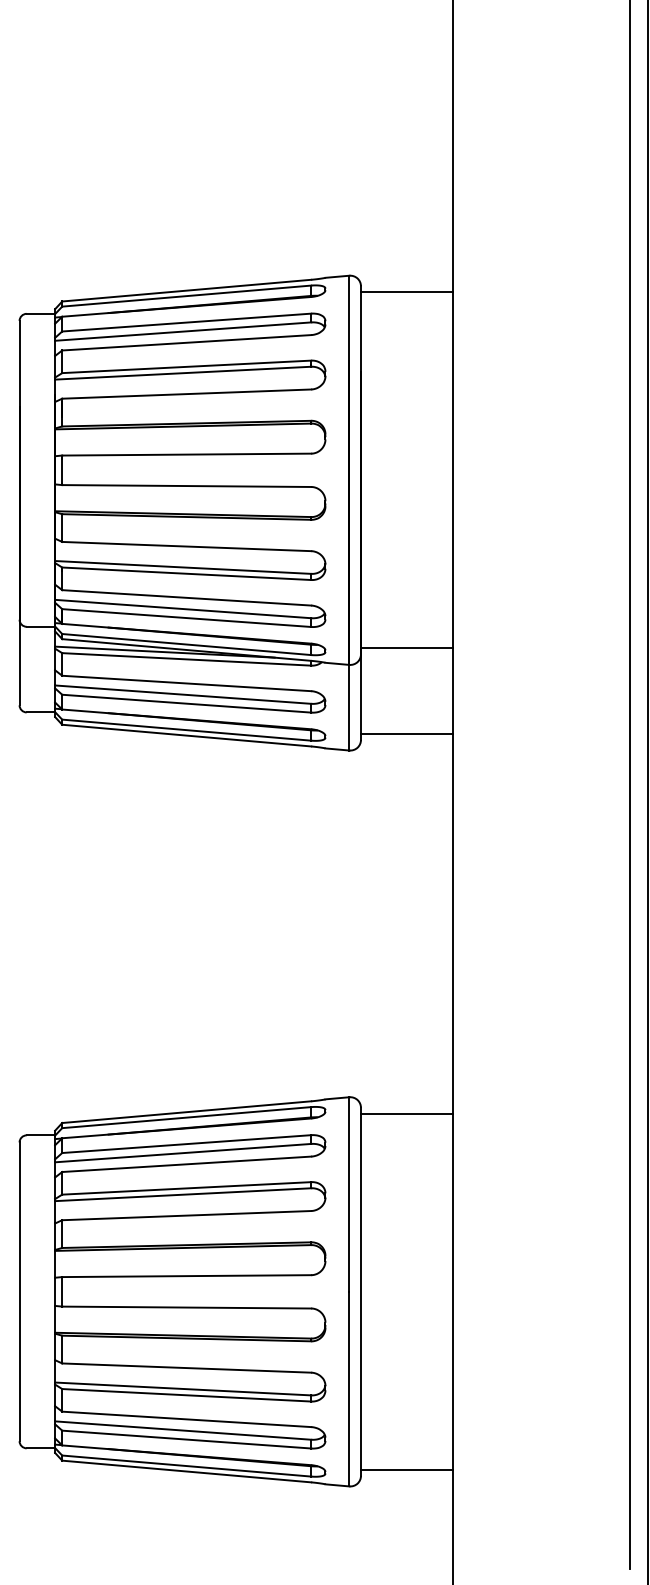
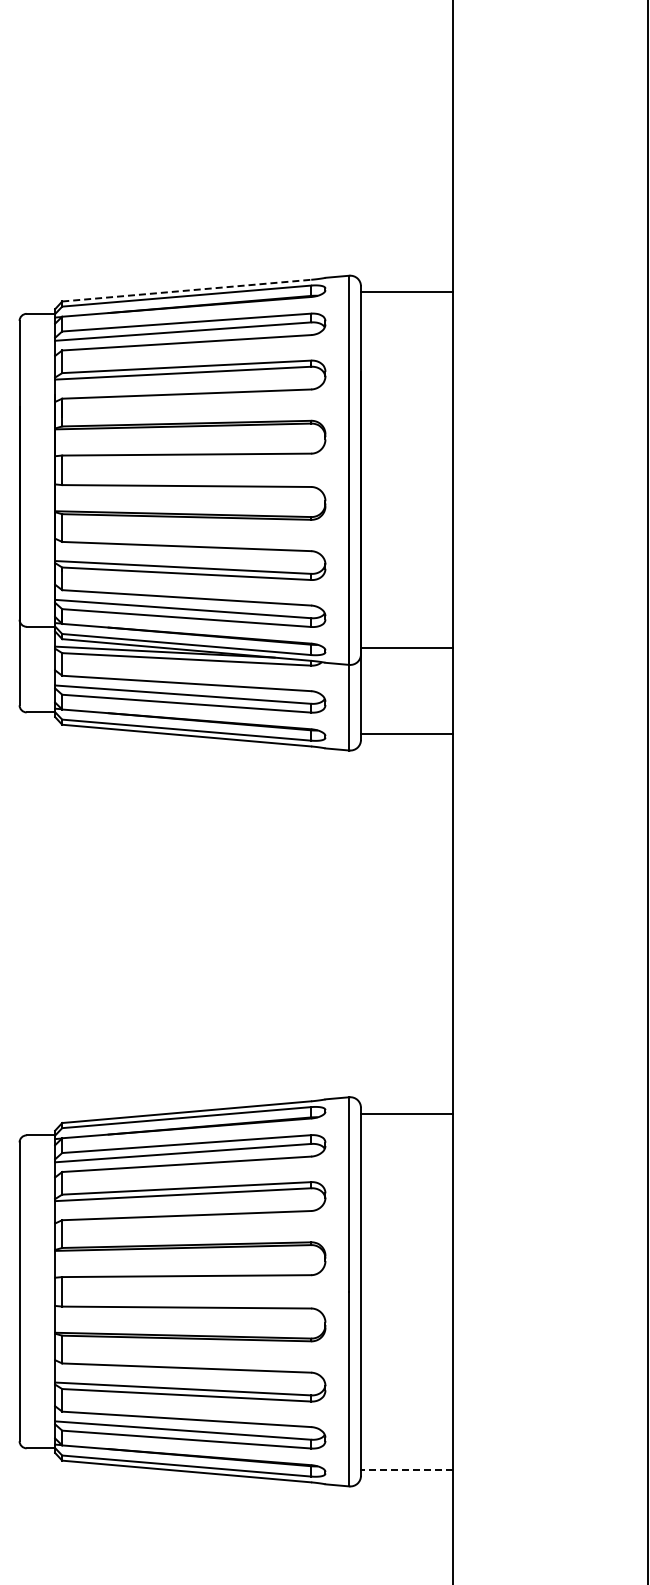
line: solid -> dashed (186, 290)
line: present -> none (630, 785)
line: solid -> dashed (406, 1469)
